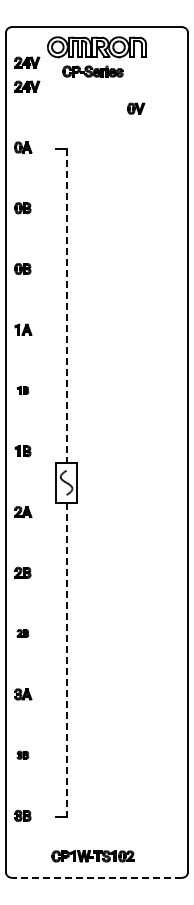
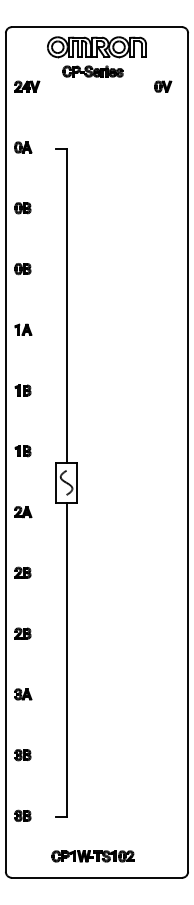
part: present -> none (27, 62)
part position: (136, 108) -> (163, 86) (163, 86)
line: dashed -> solid (66, 305)
part size: 14x9 px -> 18x13 px (22, 390)
part size: 14x9 px -> 18x13 px (22, 633)
line: dashed -> solid (66, 660)
part size: 14x10 px -> 18x13 px (22, 755)
line: dashed -> solid (96, 877)
